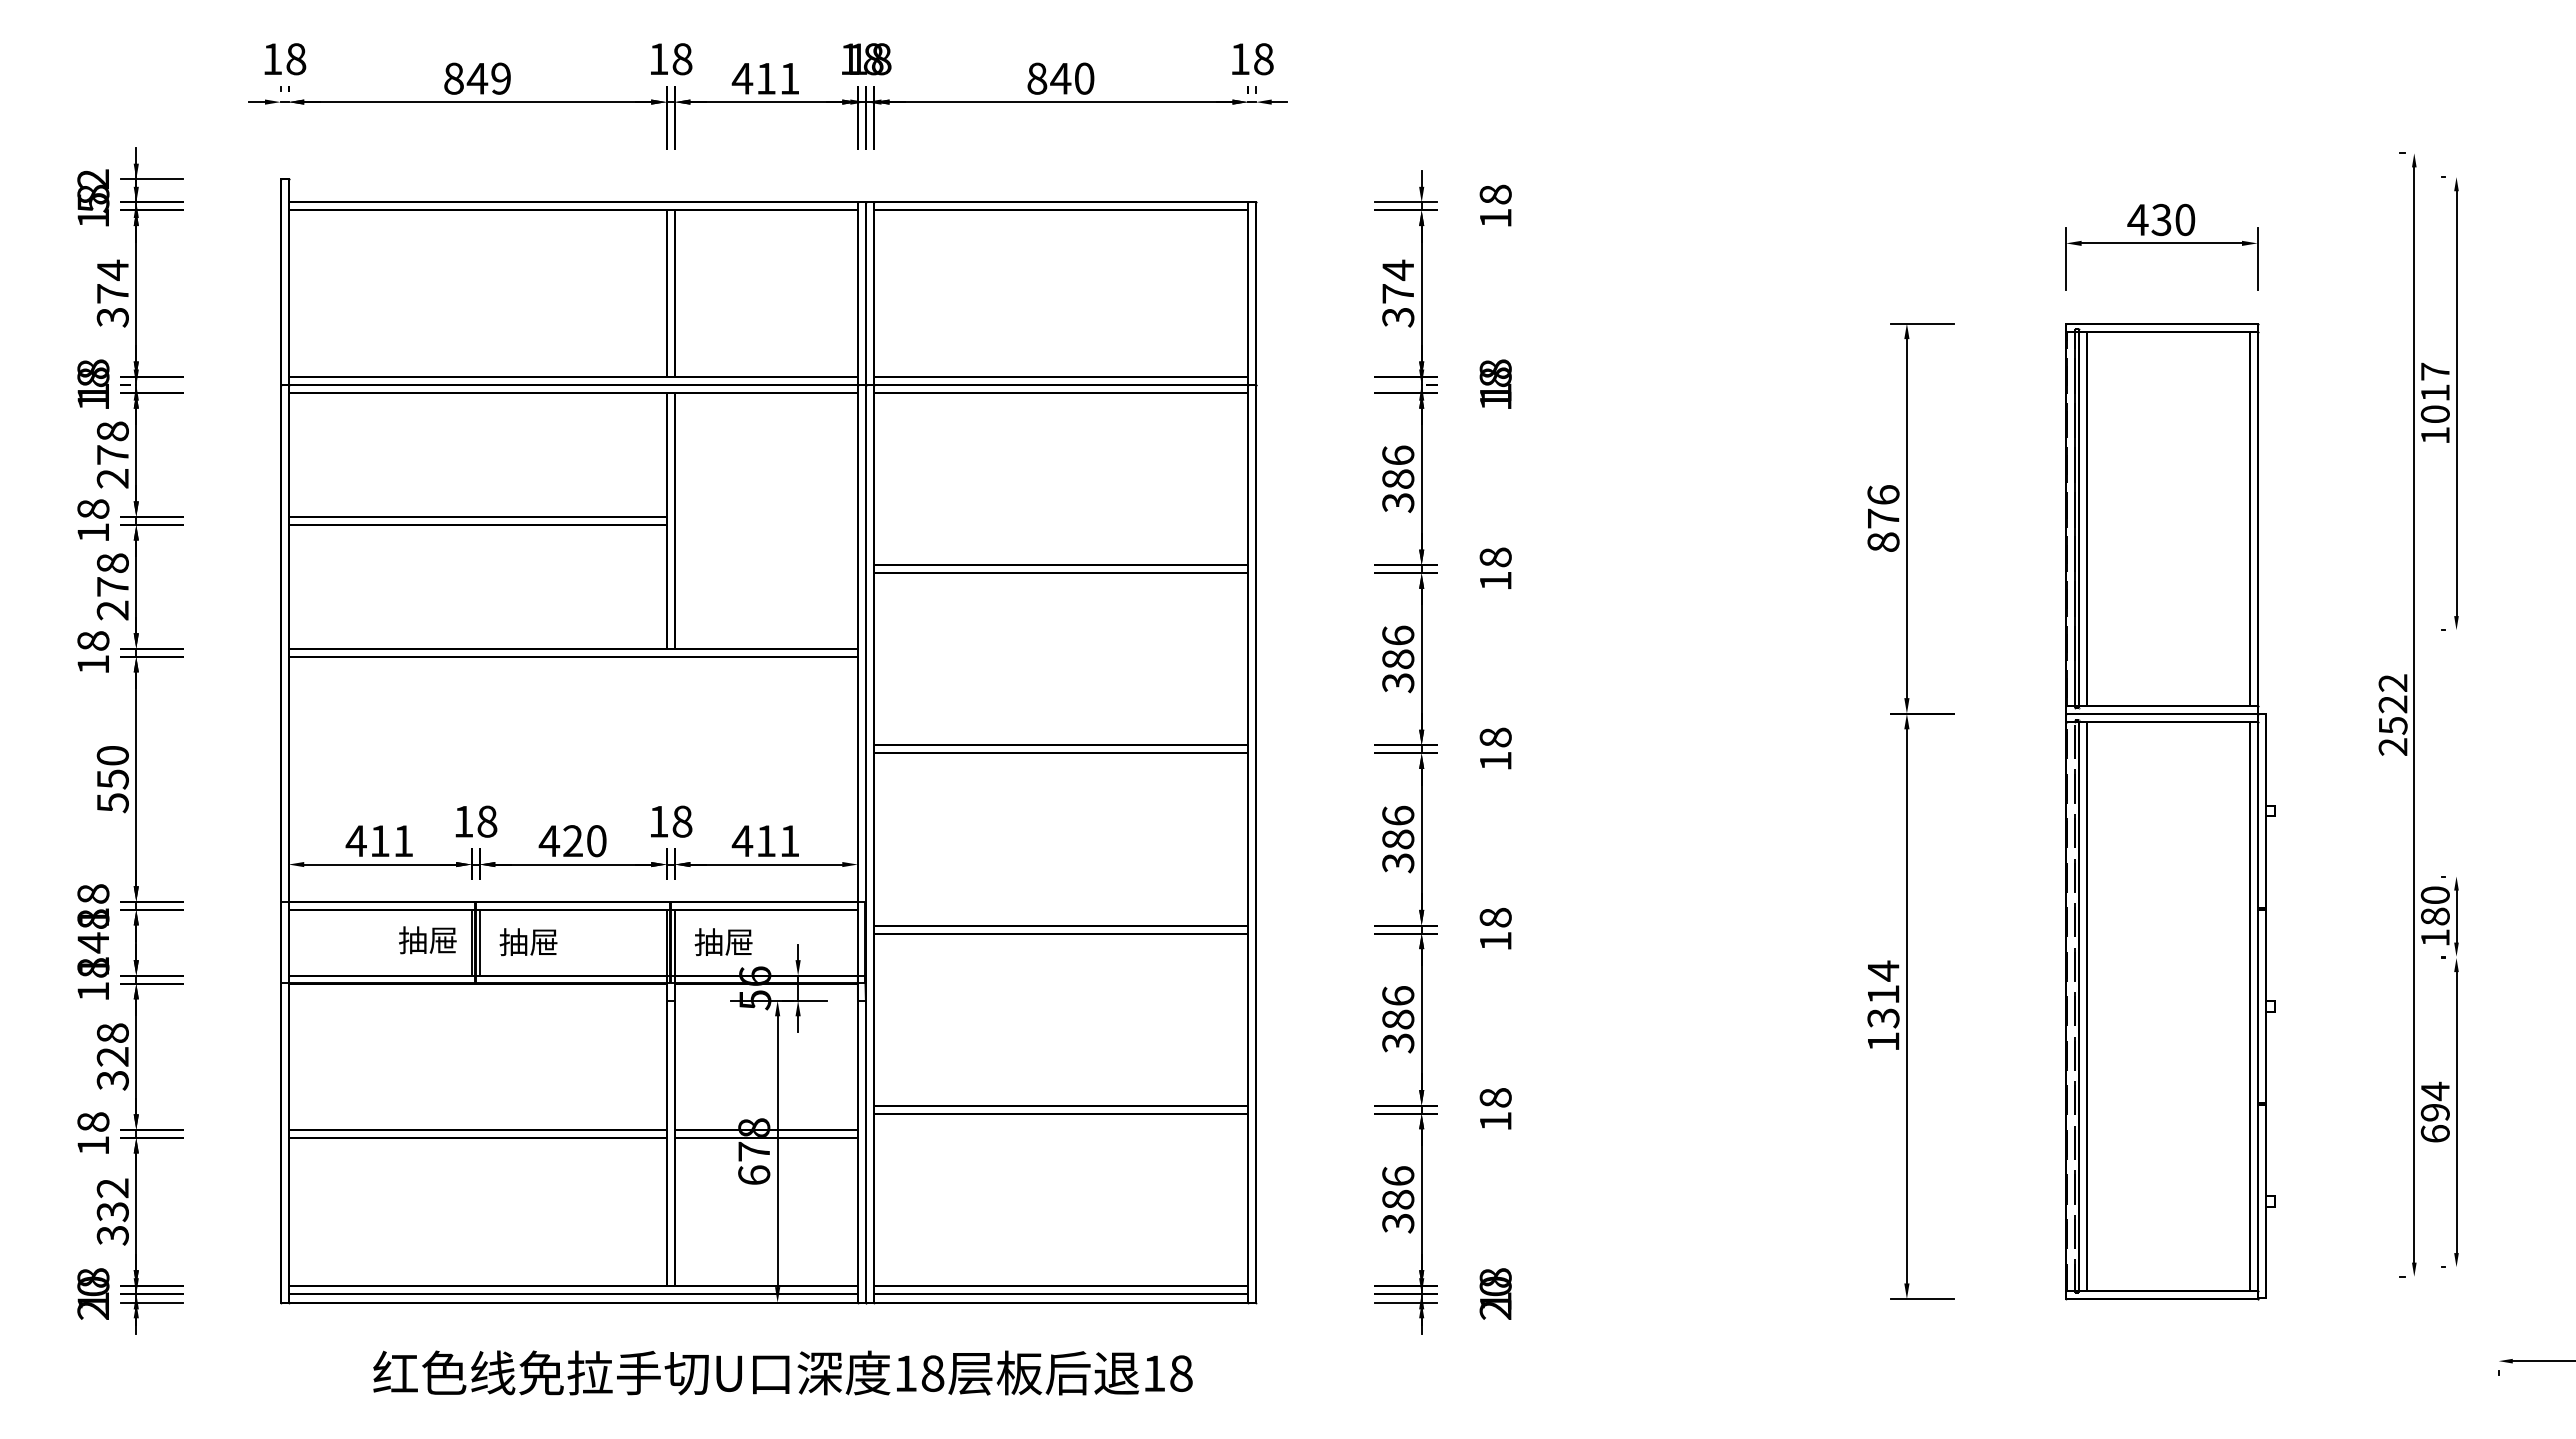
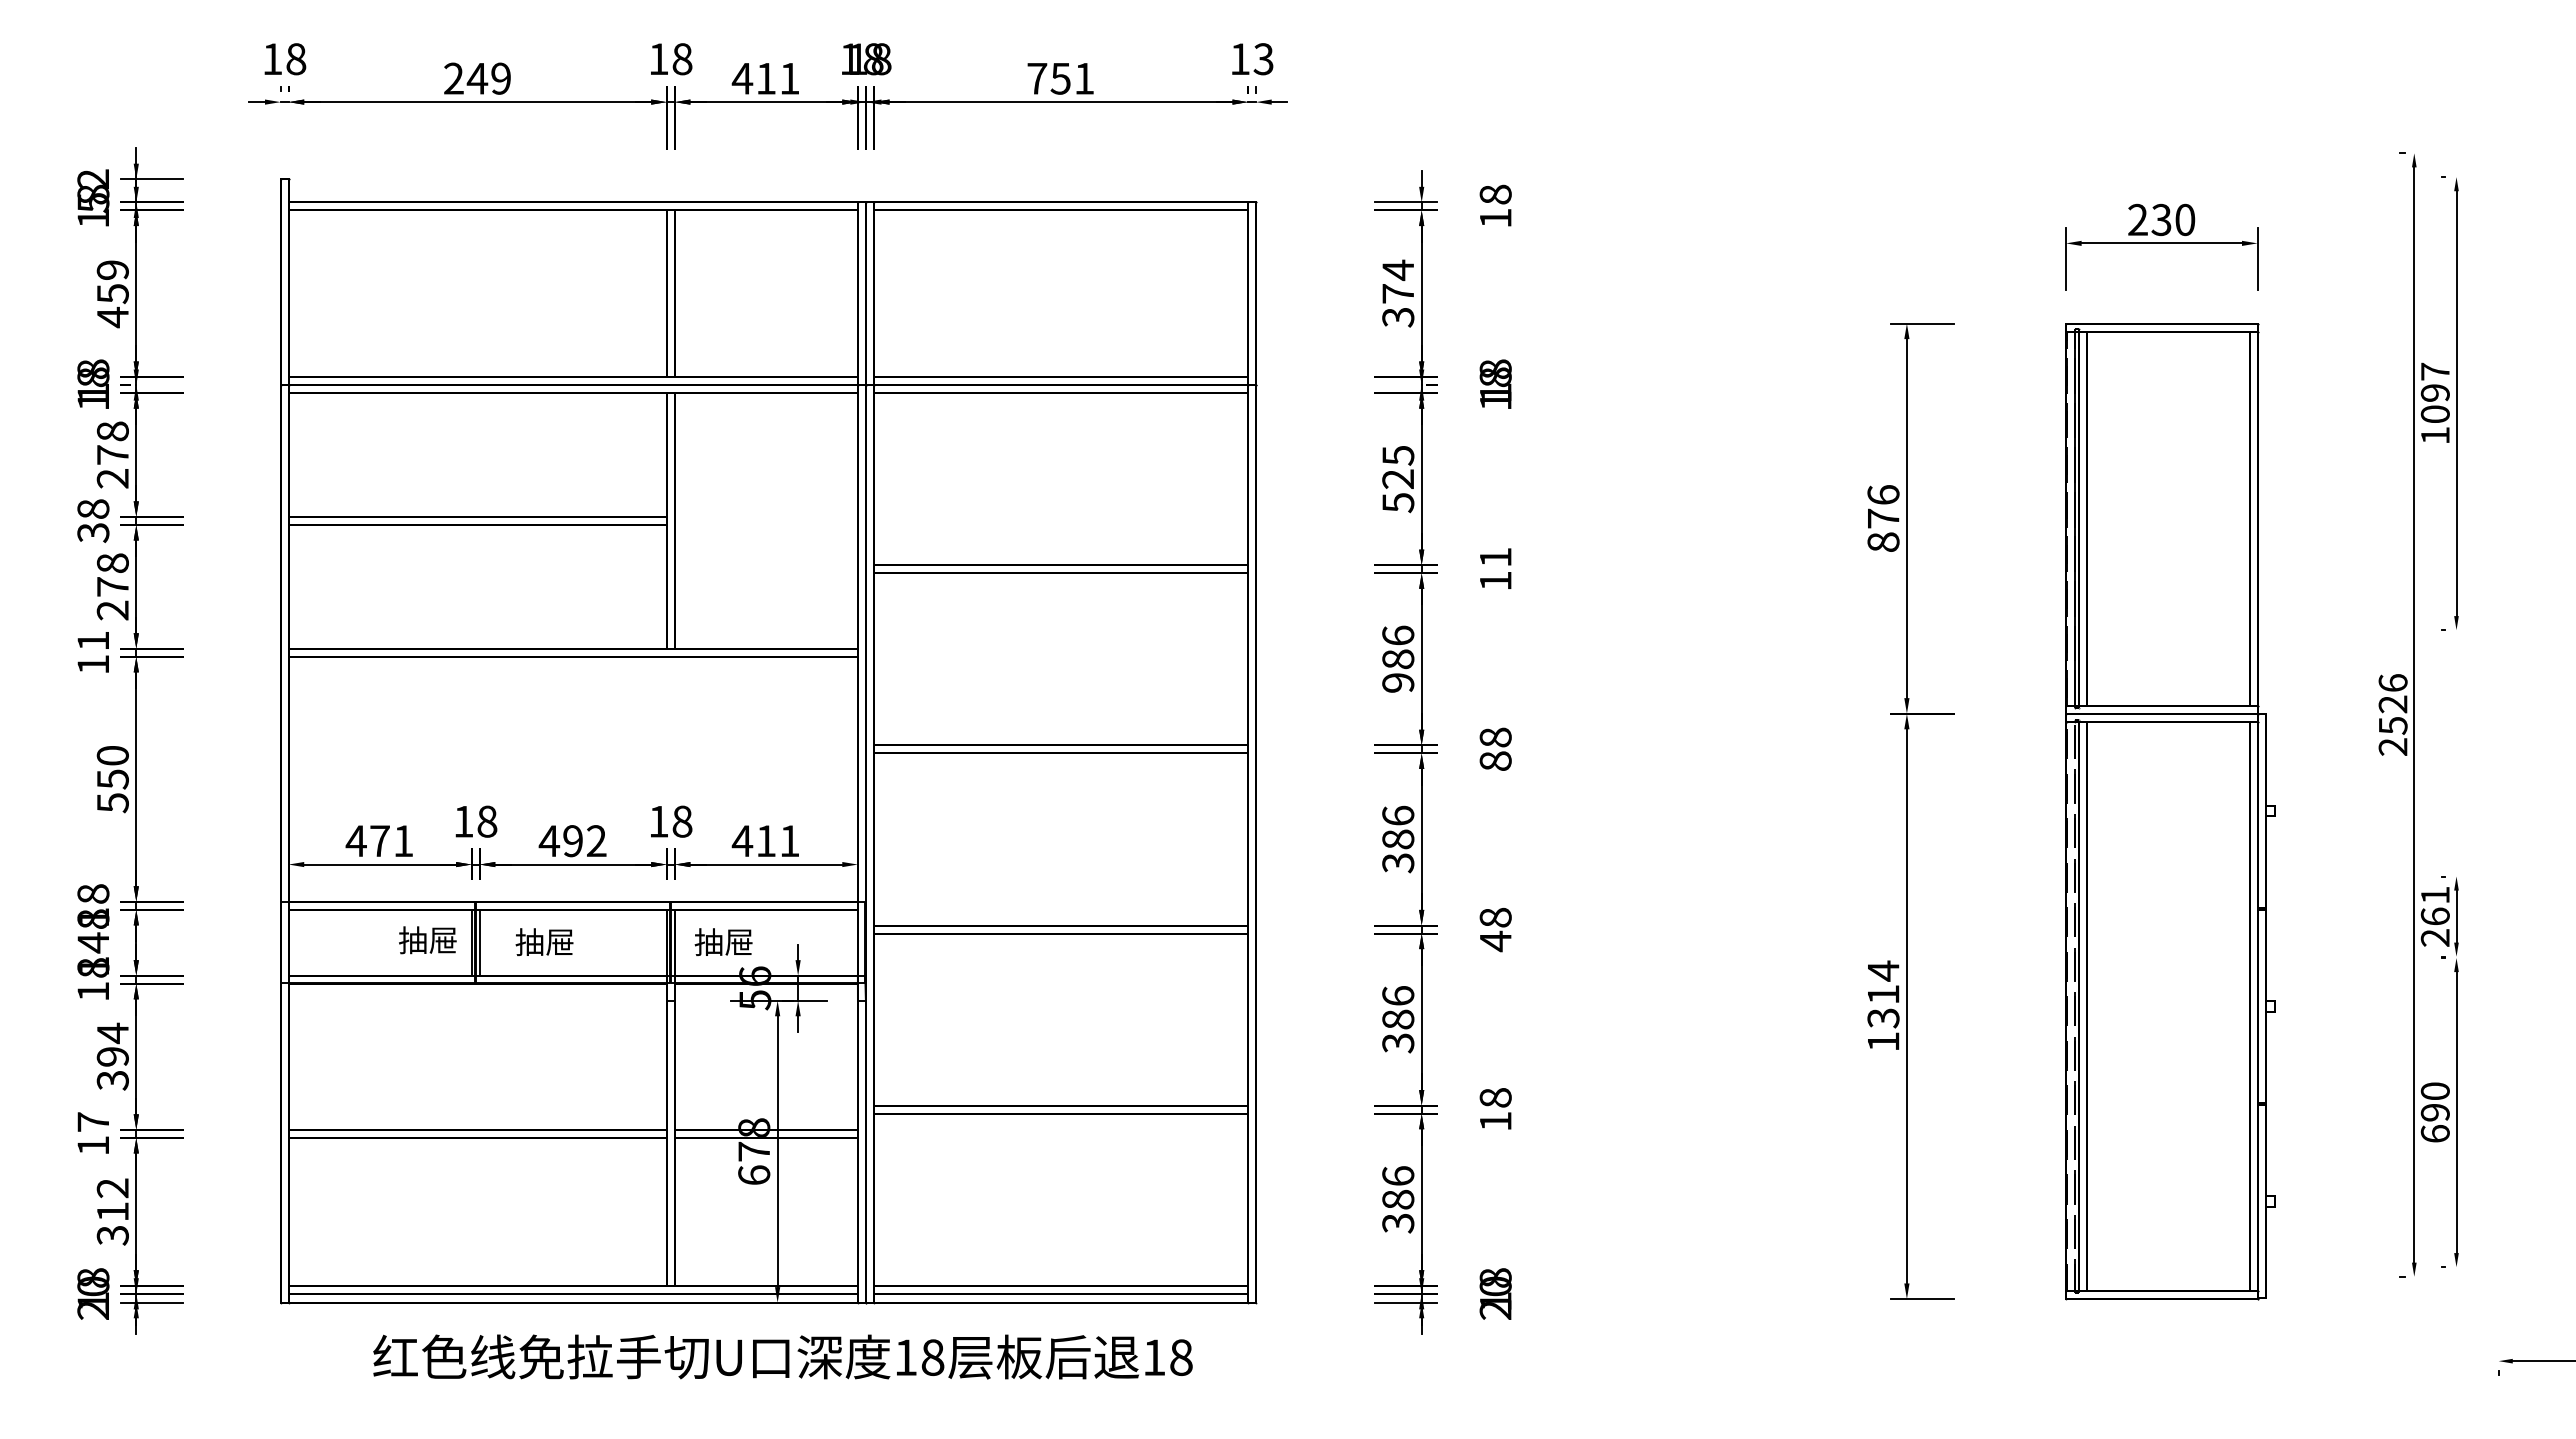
text: 18 -> 13 (1263, 59)
text: 849 -> 249 (453, 78)
text: 840 -> 751 (1060, 78)
text: 430 -> 230 (2137, 219)
text: 374 -> 459 (112, 293)
text: 1017 -> 1097 (2434, 392)
text: 386 -> 525 (1398, 478)
text: 18 -> 38 (93, 533)
text: 18 -> 11 (1495, 557)
text: 18 -> 11 (93, 640)
text: 2522 -> 2526 (2392, 682)
text: 386 -> 986 (1398, 683)
text: 18 -> 88 (1495, 760)
text: 411 -> 471 (379, 840)
text: 420 -> 492 (584, 841)
text: 180 -> 261 (2434, 916)
text position: (528, 941) -> (544, 941) (544, 941)
text: 18 -> 48 (1495, 941)
text: 328 -> 394 (112, 1044)
text: 694 -> 690 (2434, 1091)
text: 18 -> 17 (93, 1121)
text: 332 -> 312 (112, 1212)
text position: (782, 1372) -> (782, 1356) (782, 1356)
